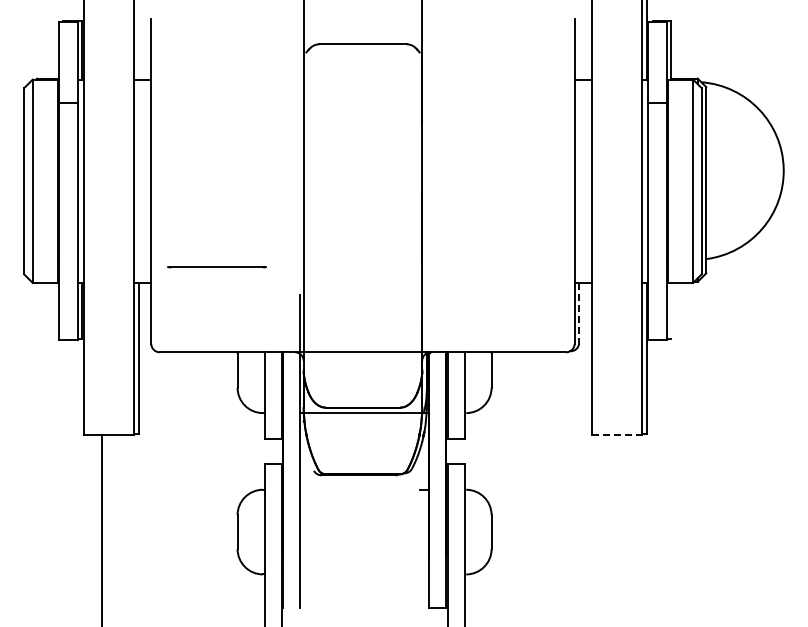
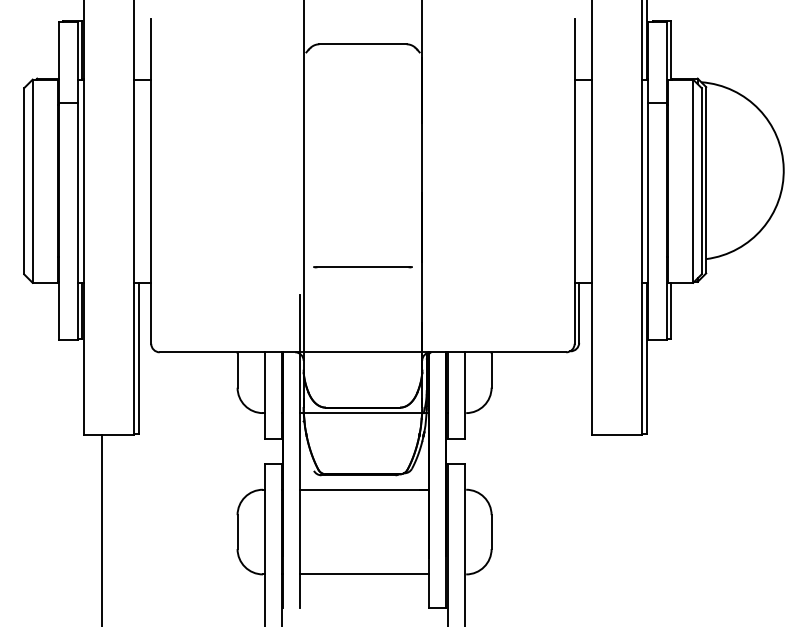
line position: (216, 267) -> (362, 267) (362, 267)
line: none -> present (671, 310)
line: dashed -> solid (579, 312)
line: dashed -> solid (617, 435)
line: none -> present (364, 489)
line: none -> present (364, 574)
